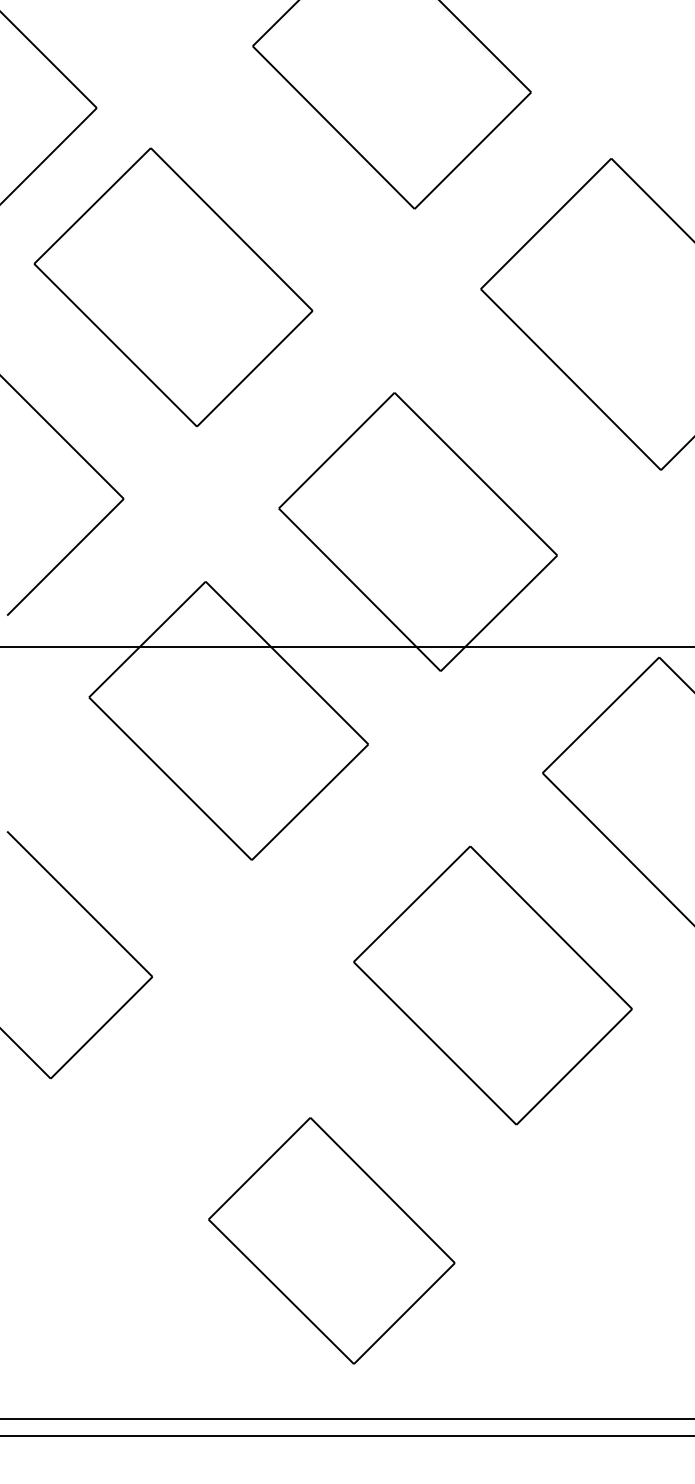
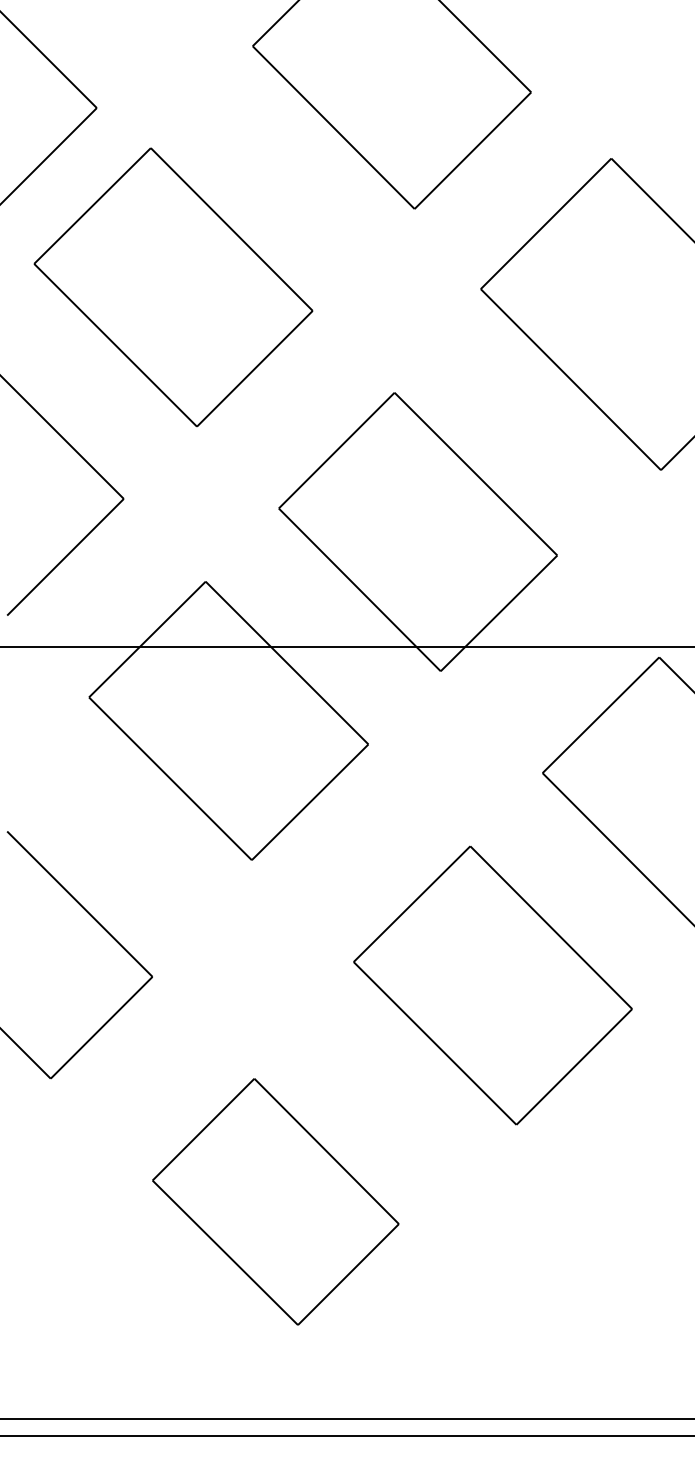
part position: (331, 1240) -> (275, 1201) (275, 1201)
